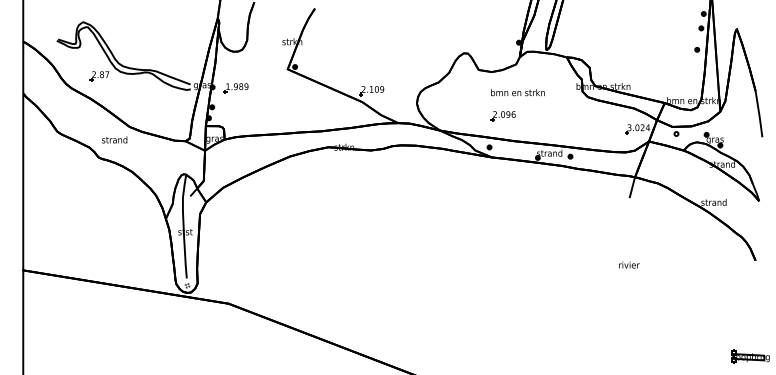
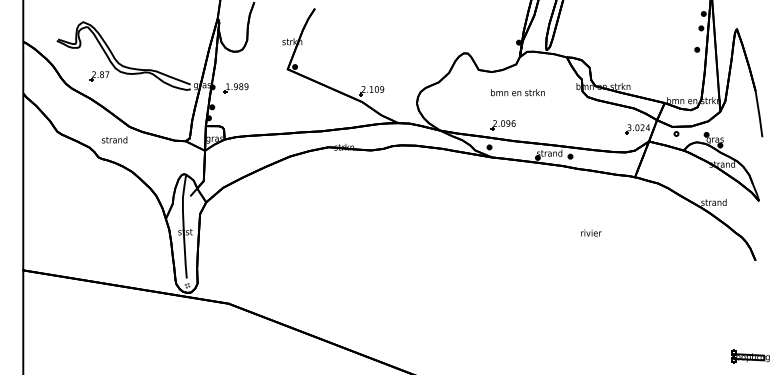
part position: (502, 116) -> (502, 125) (502, 125)
line: present -> none (631, 188)
text position: (629, 264) -> (591, 232) (591, 232)
